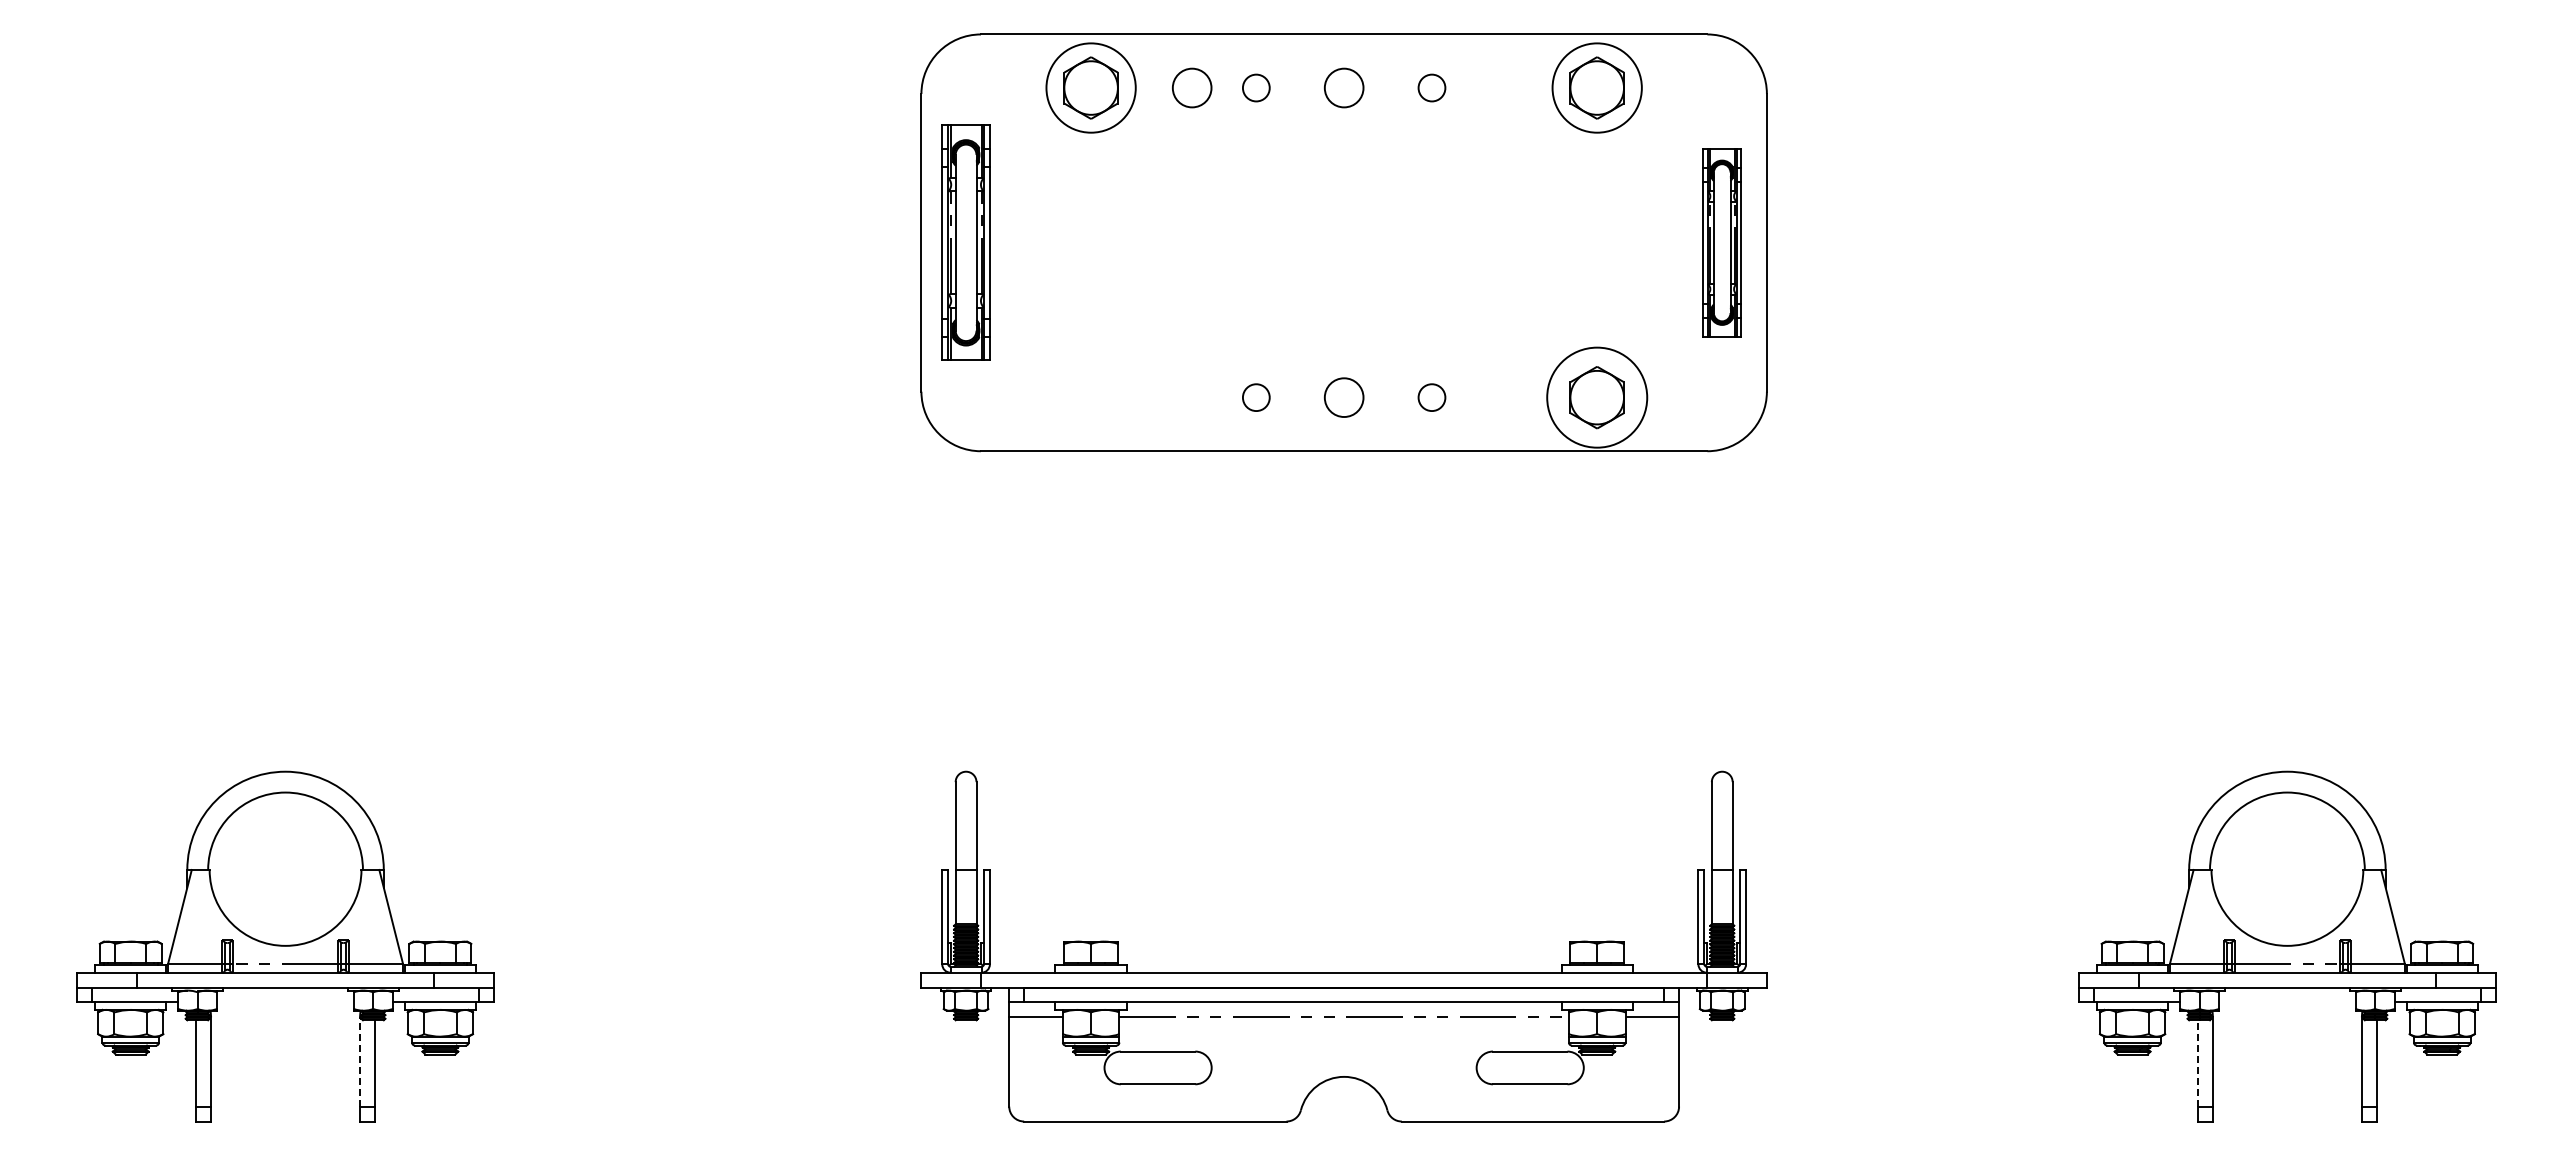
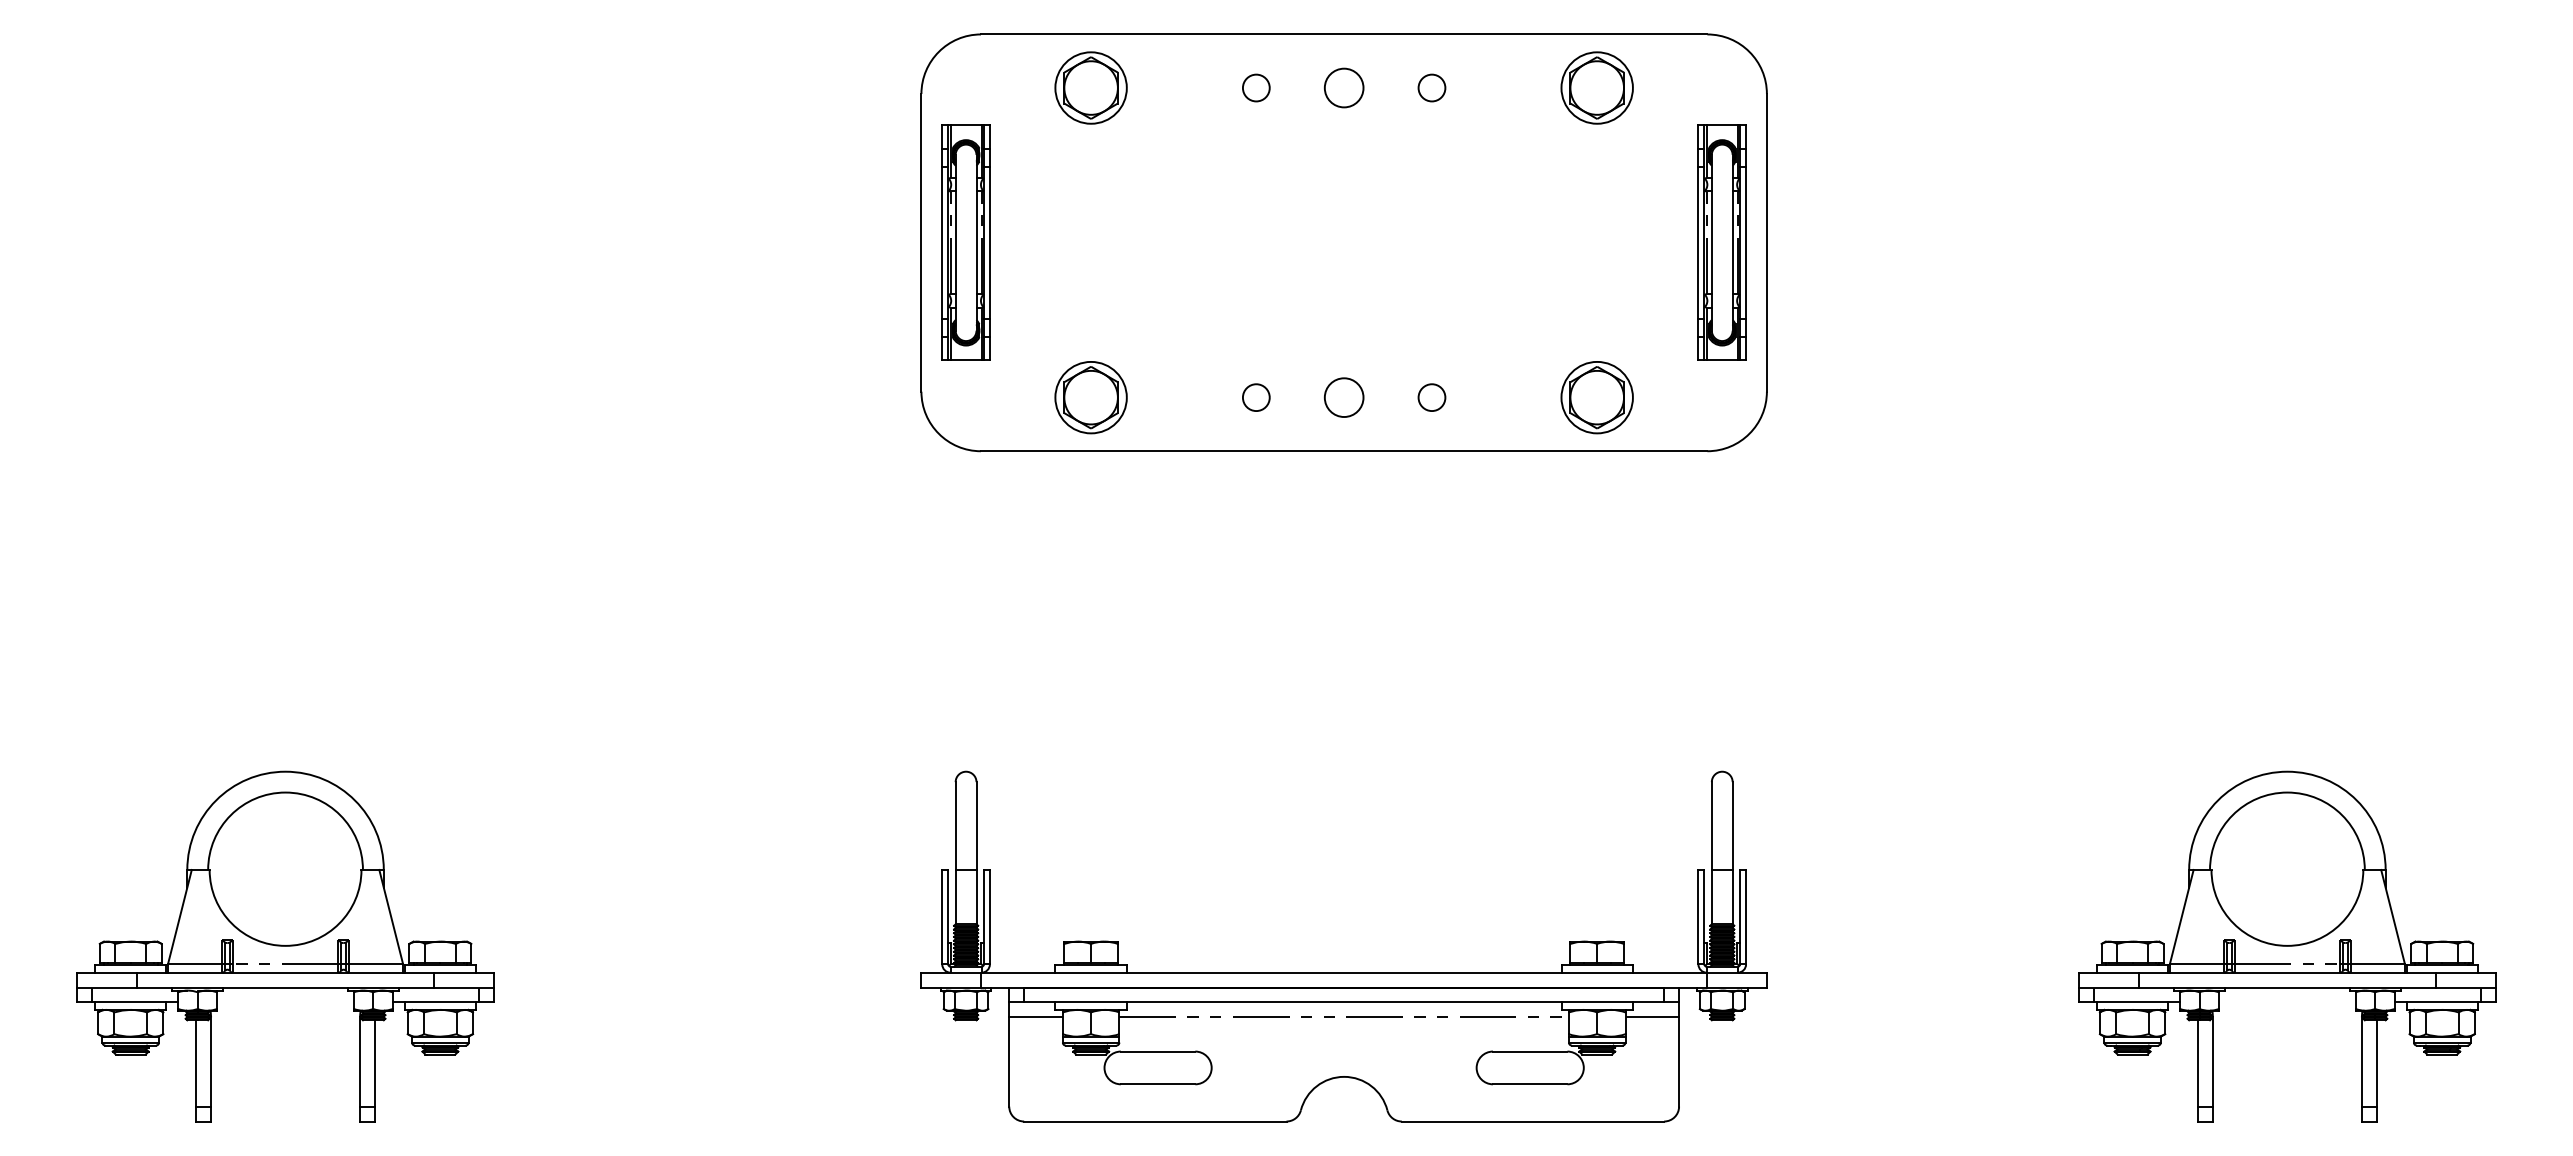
circle diameter: 89 px -> 71 px (1090, 87)
circle: present -> none (1192, 87)
circle diameter: 89 px -> 71 px (1596, 87)
part size: 40x190 px -> 50x237 px (1721, 242)
part: none -> present (1090, 397)
circle diameter: 100 px -> 71 px (1596, 397)
line: dashed -> solid (359, 1061)
line: dashed -> solid (2198, 1062)
